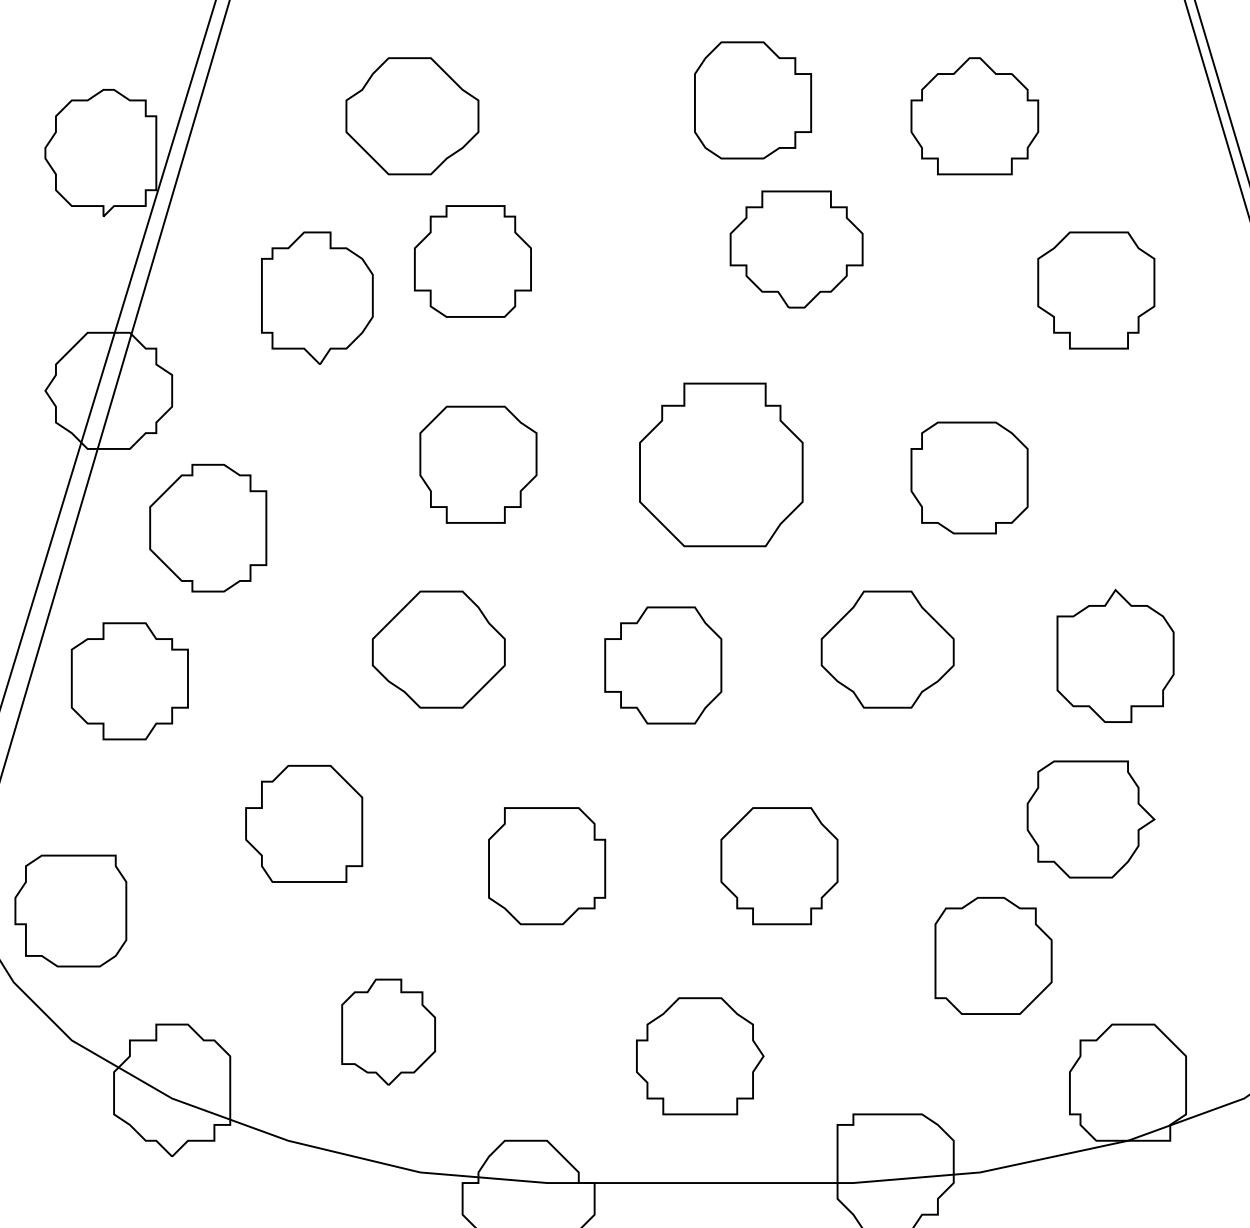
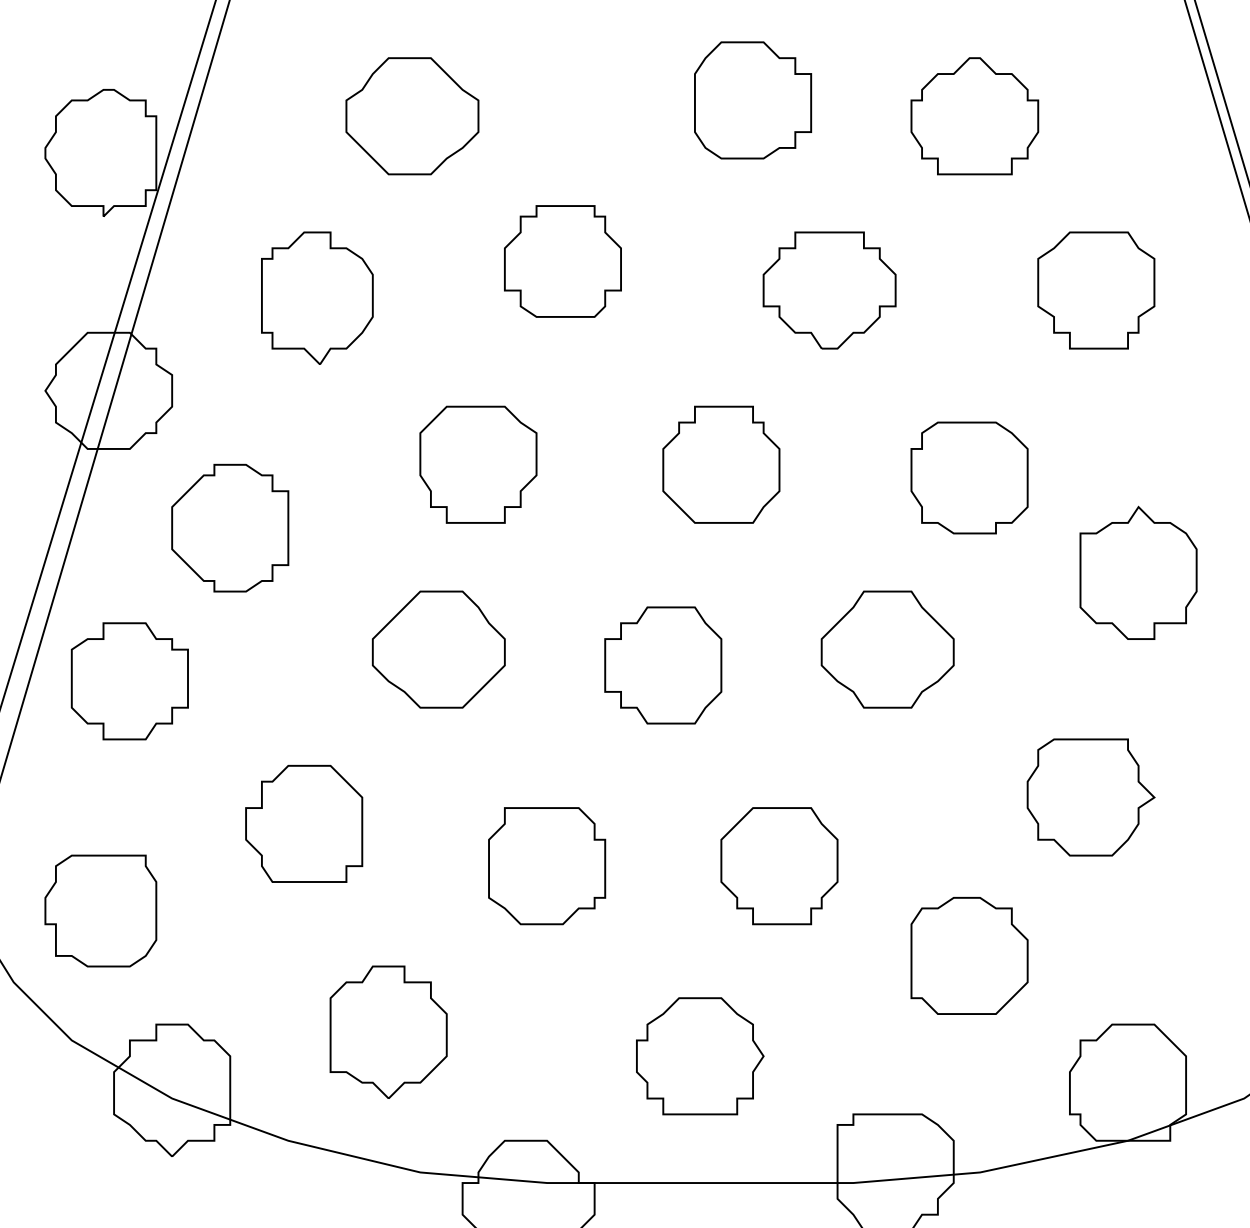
part position: (796, 249) -> (829, 290) (829, 290)
part position: (472, 261) -> (562, 261) (562, 261)
part size: 165x166 px -> 119x119 px (721, 464)
part position: (208, 527) -> (230, 527) (230, 527)
part position: (1115, 655) -> (1138, 572) (1138, 572)
part position: (1090, 819) -> (1090, 797) (1090, 797)
part position: (70, 910) -> (100, 910) (100, 910)
part position: (993, 955) -> (969, 955) (969, 955)
part size: 95x108 px -> 119x134 px (388, 1031)
